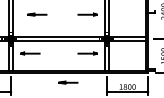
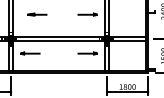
line: present -> none (68, 82)
